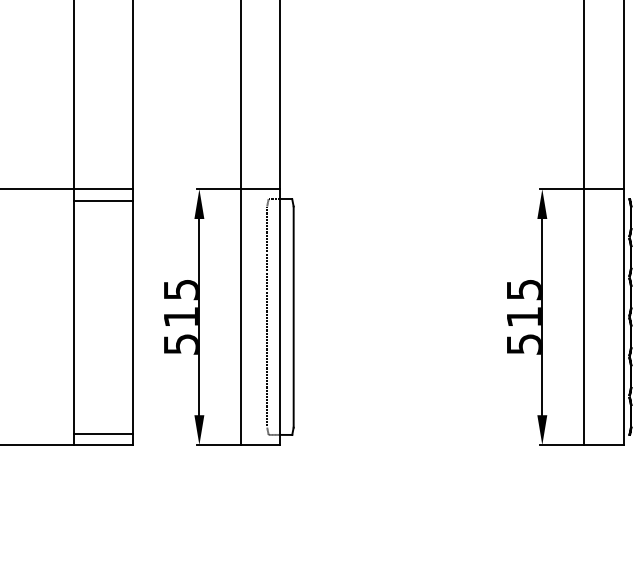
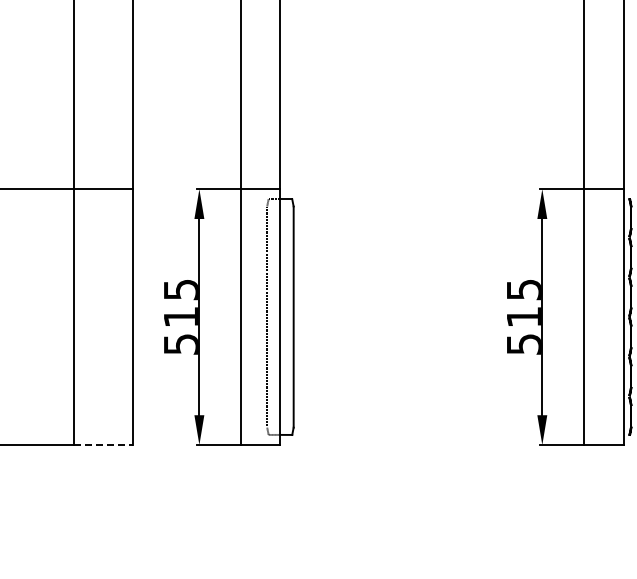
line: present -> none (103, 200)
line: present -> none (103, 433)
line: solid -> dashed (103, 445)
